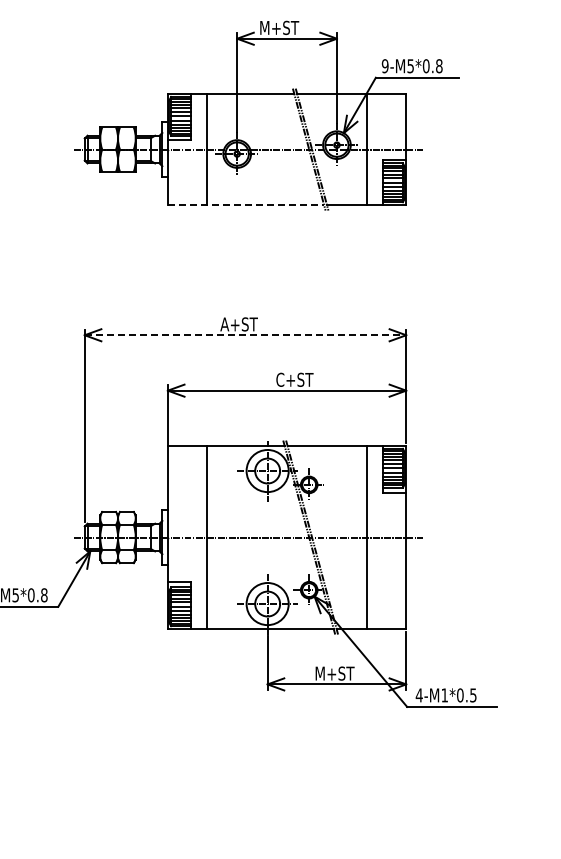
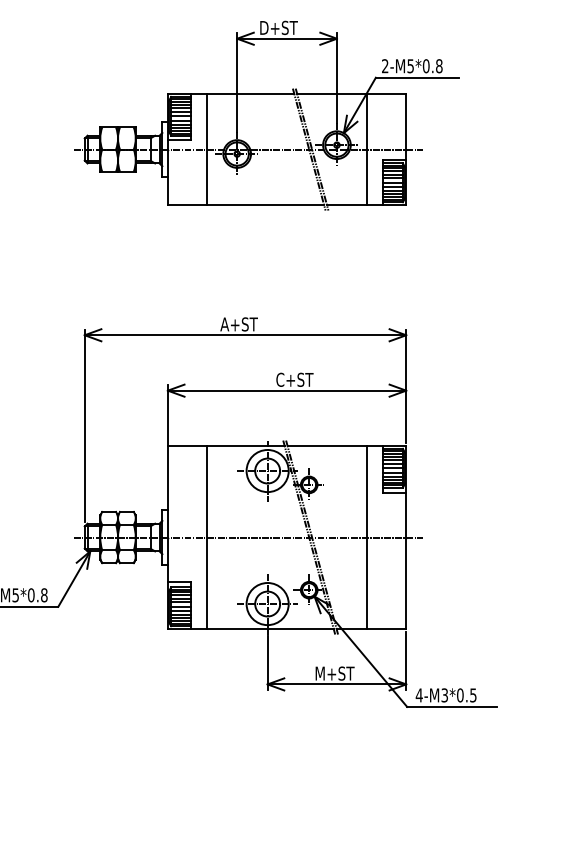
text: M+ST -> D+ST (280, 27)
text: 9-M5*0.8 -> 2-M5*0.8 (384, 66)
line: dashed -> solid (246, 205)
line: dashed -> solid (245, 335)
text: 4-M1*0.5 -> 4-M3*0.5 (444, 695)
